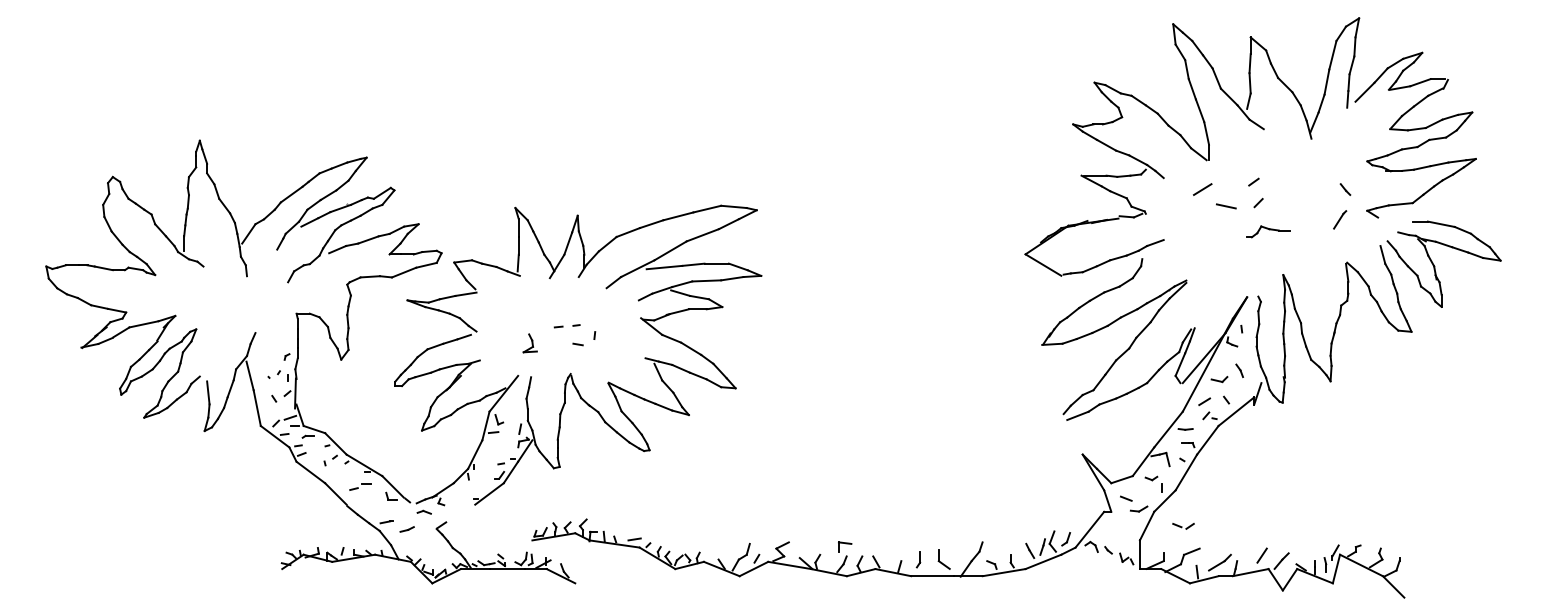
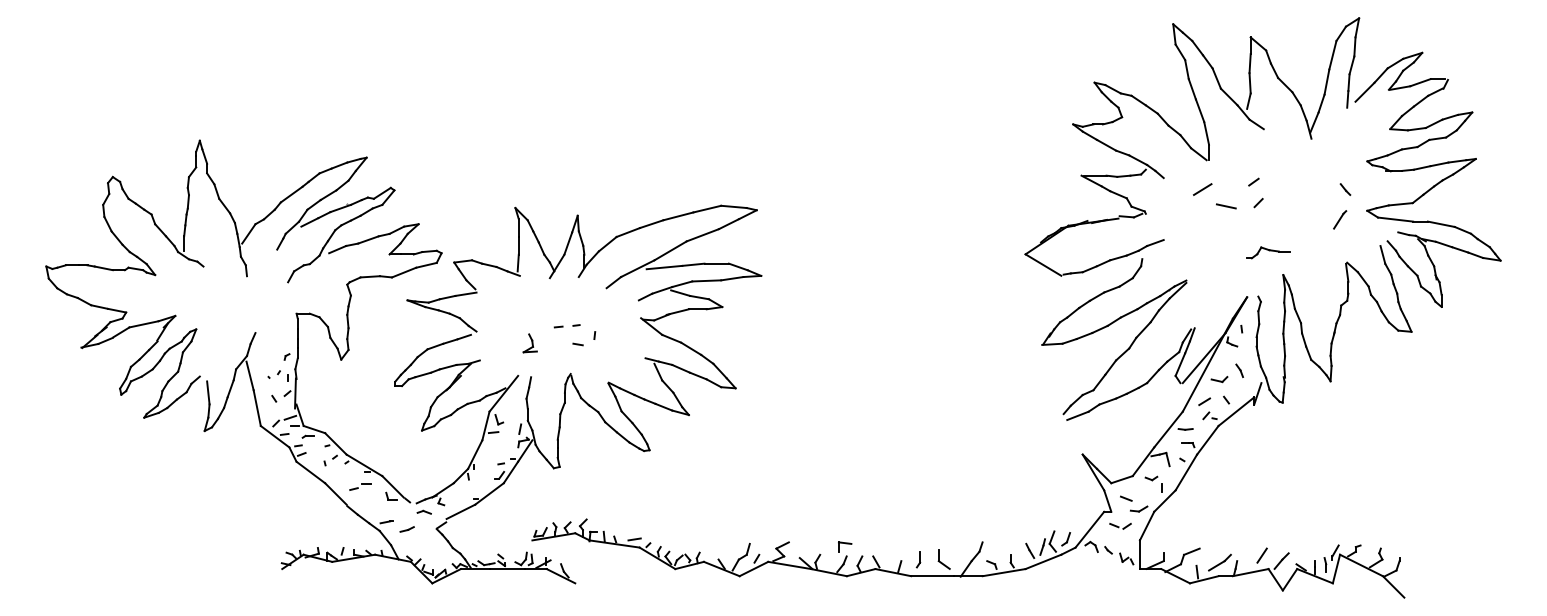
line: none -> present (1395, 219)
part position: (1268, 231) -> (1268, 252) (1268, 252)
line: none -> present (460, 511)
part position: (1183, 526) -> (1120, 526) (1120, 526)
